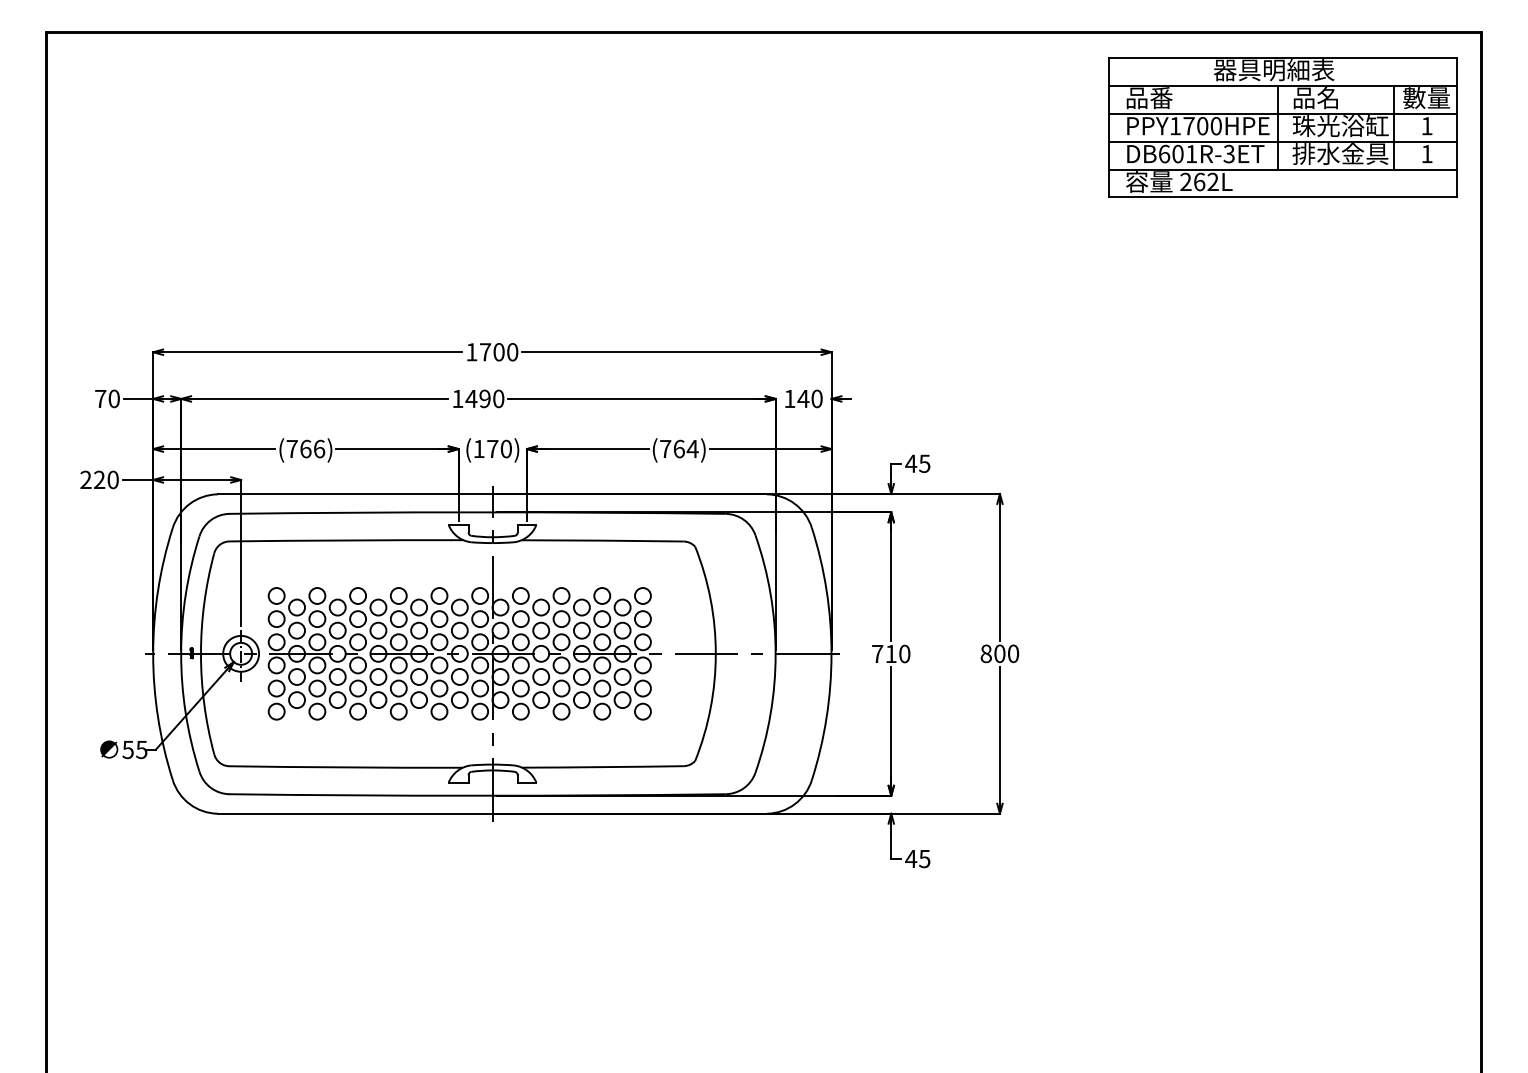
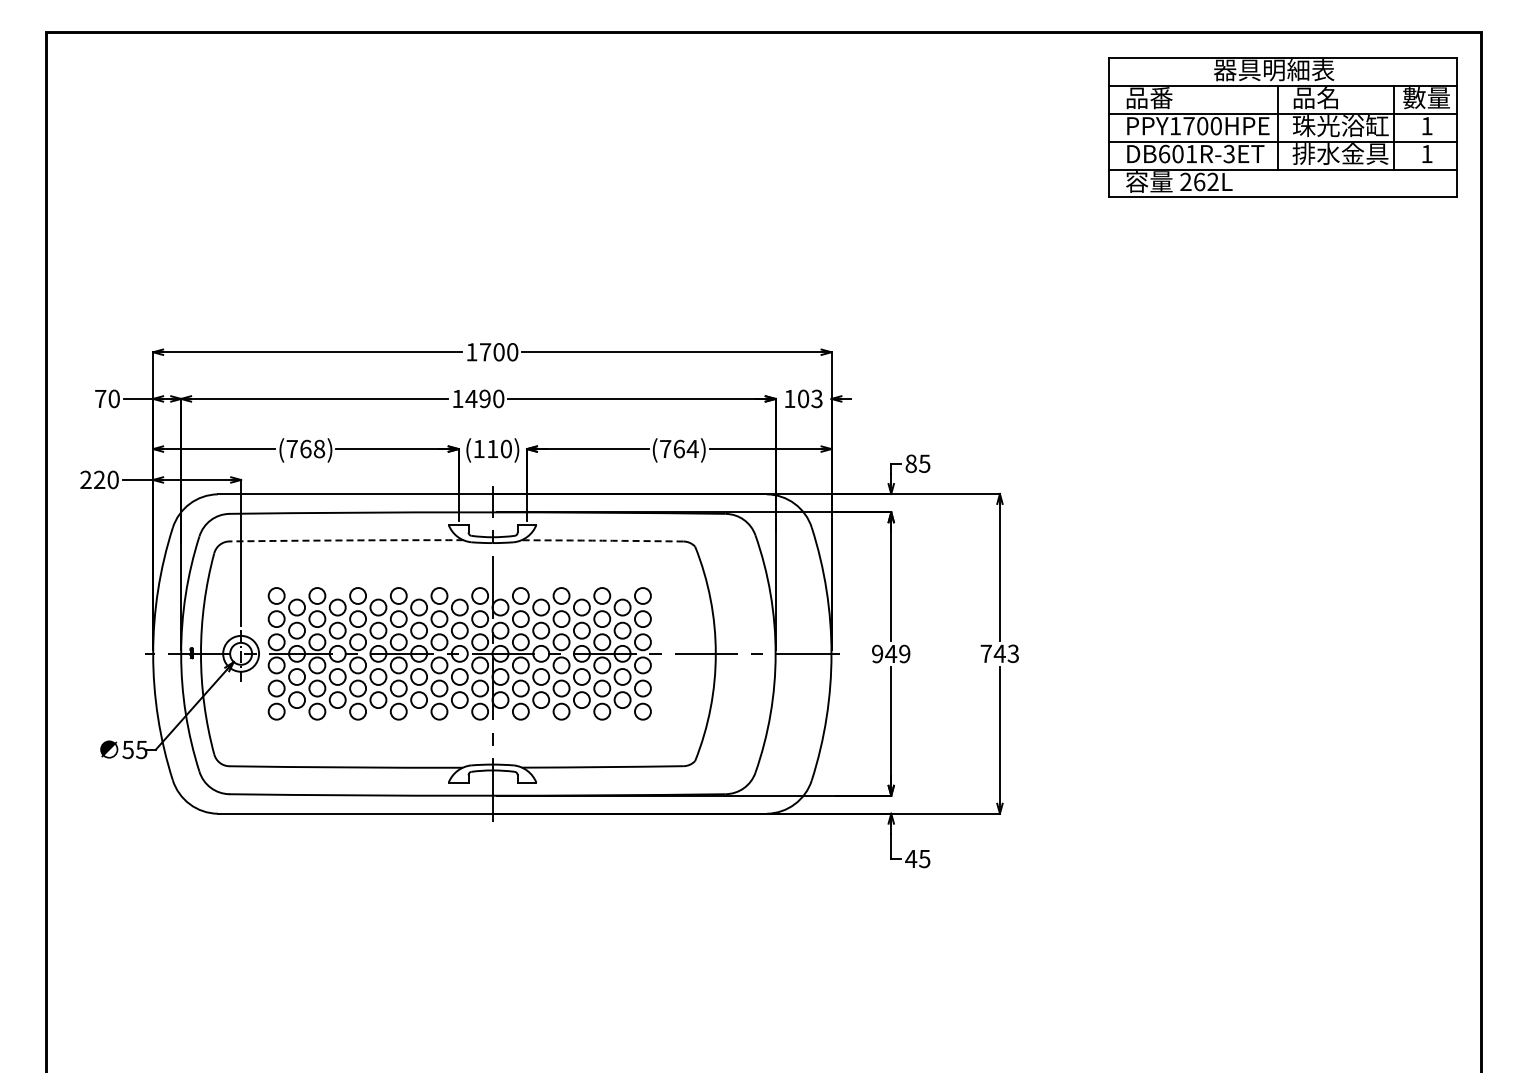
text: 140 -> 103 (809, 398)
text: (766) -> (768) (319, 448)
text: (170) -> (110) (492, 448)
text: 45 -> 85 (911, 463)
arc: solid -> dashed (346, 540)
arc: solid -> dashed (602, 540)
text: 710 -> 949 (891, 653)
text: 800 -> 743 (999, 653)
